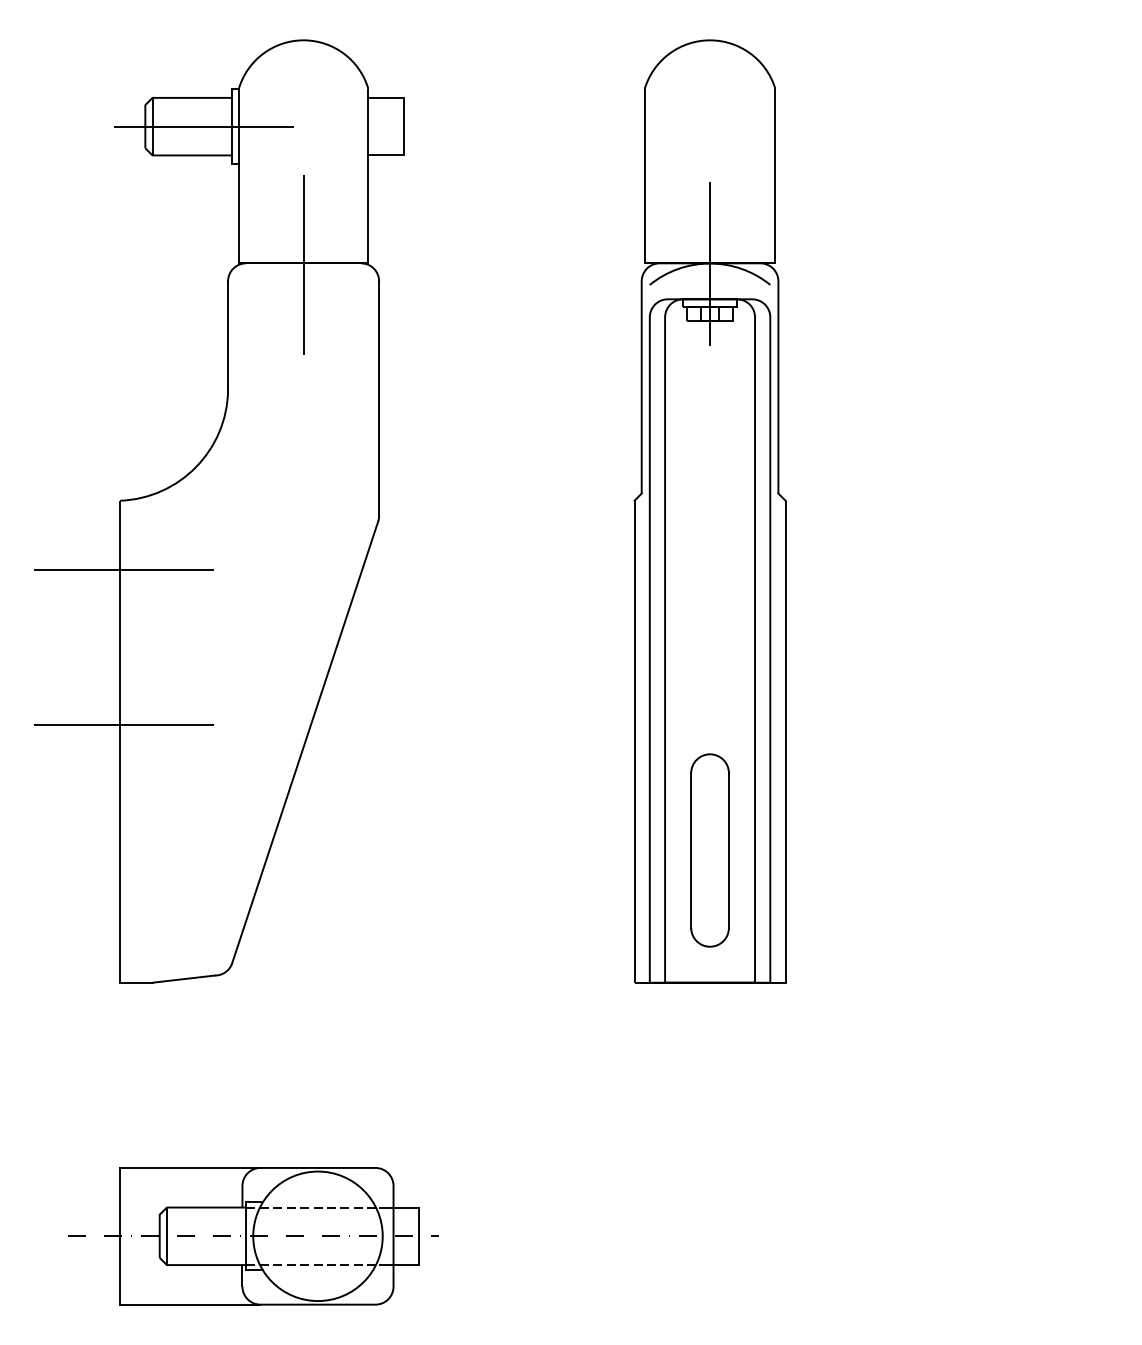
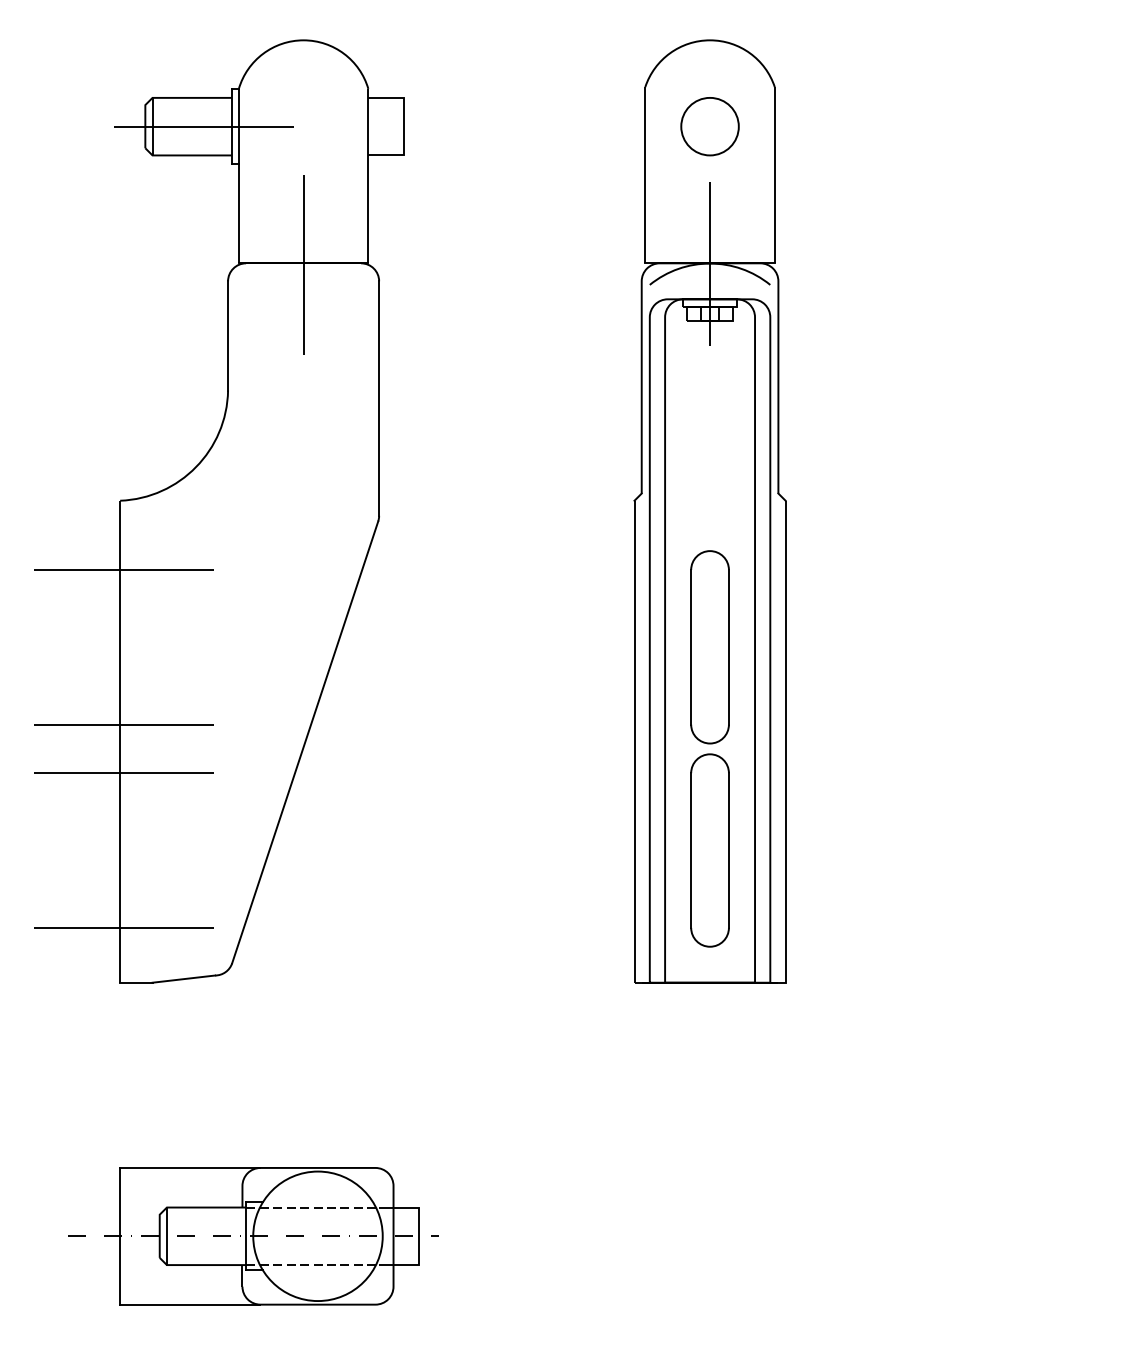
circle: none -> present (709, 126)
part: none -> present (709, 647)
line: none -> present (119, 773)
line: none -> present (119, 927)
